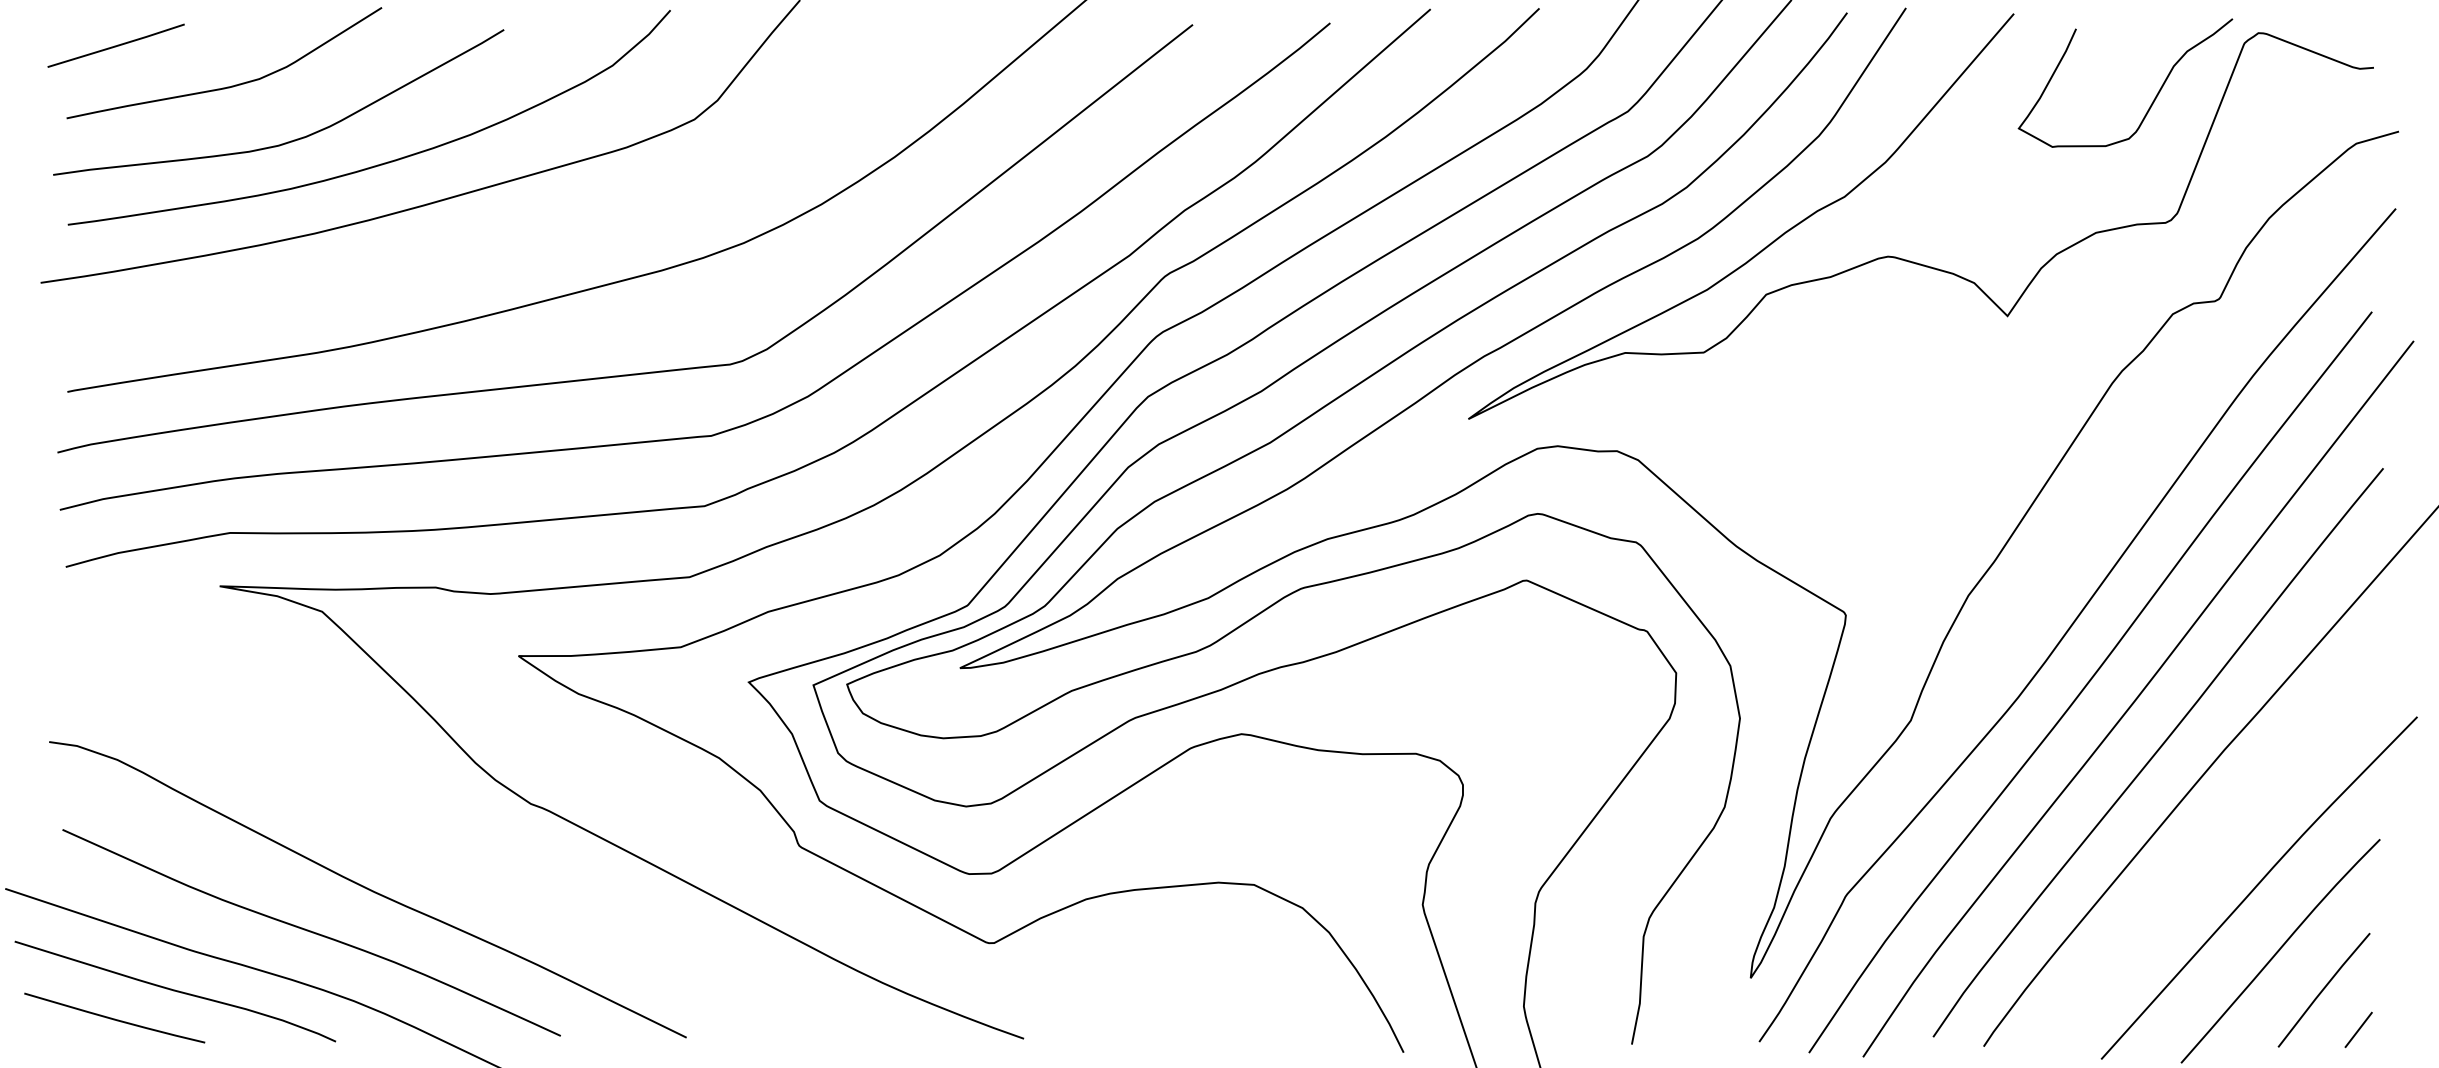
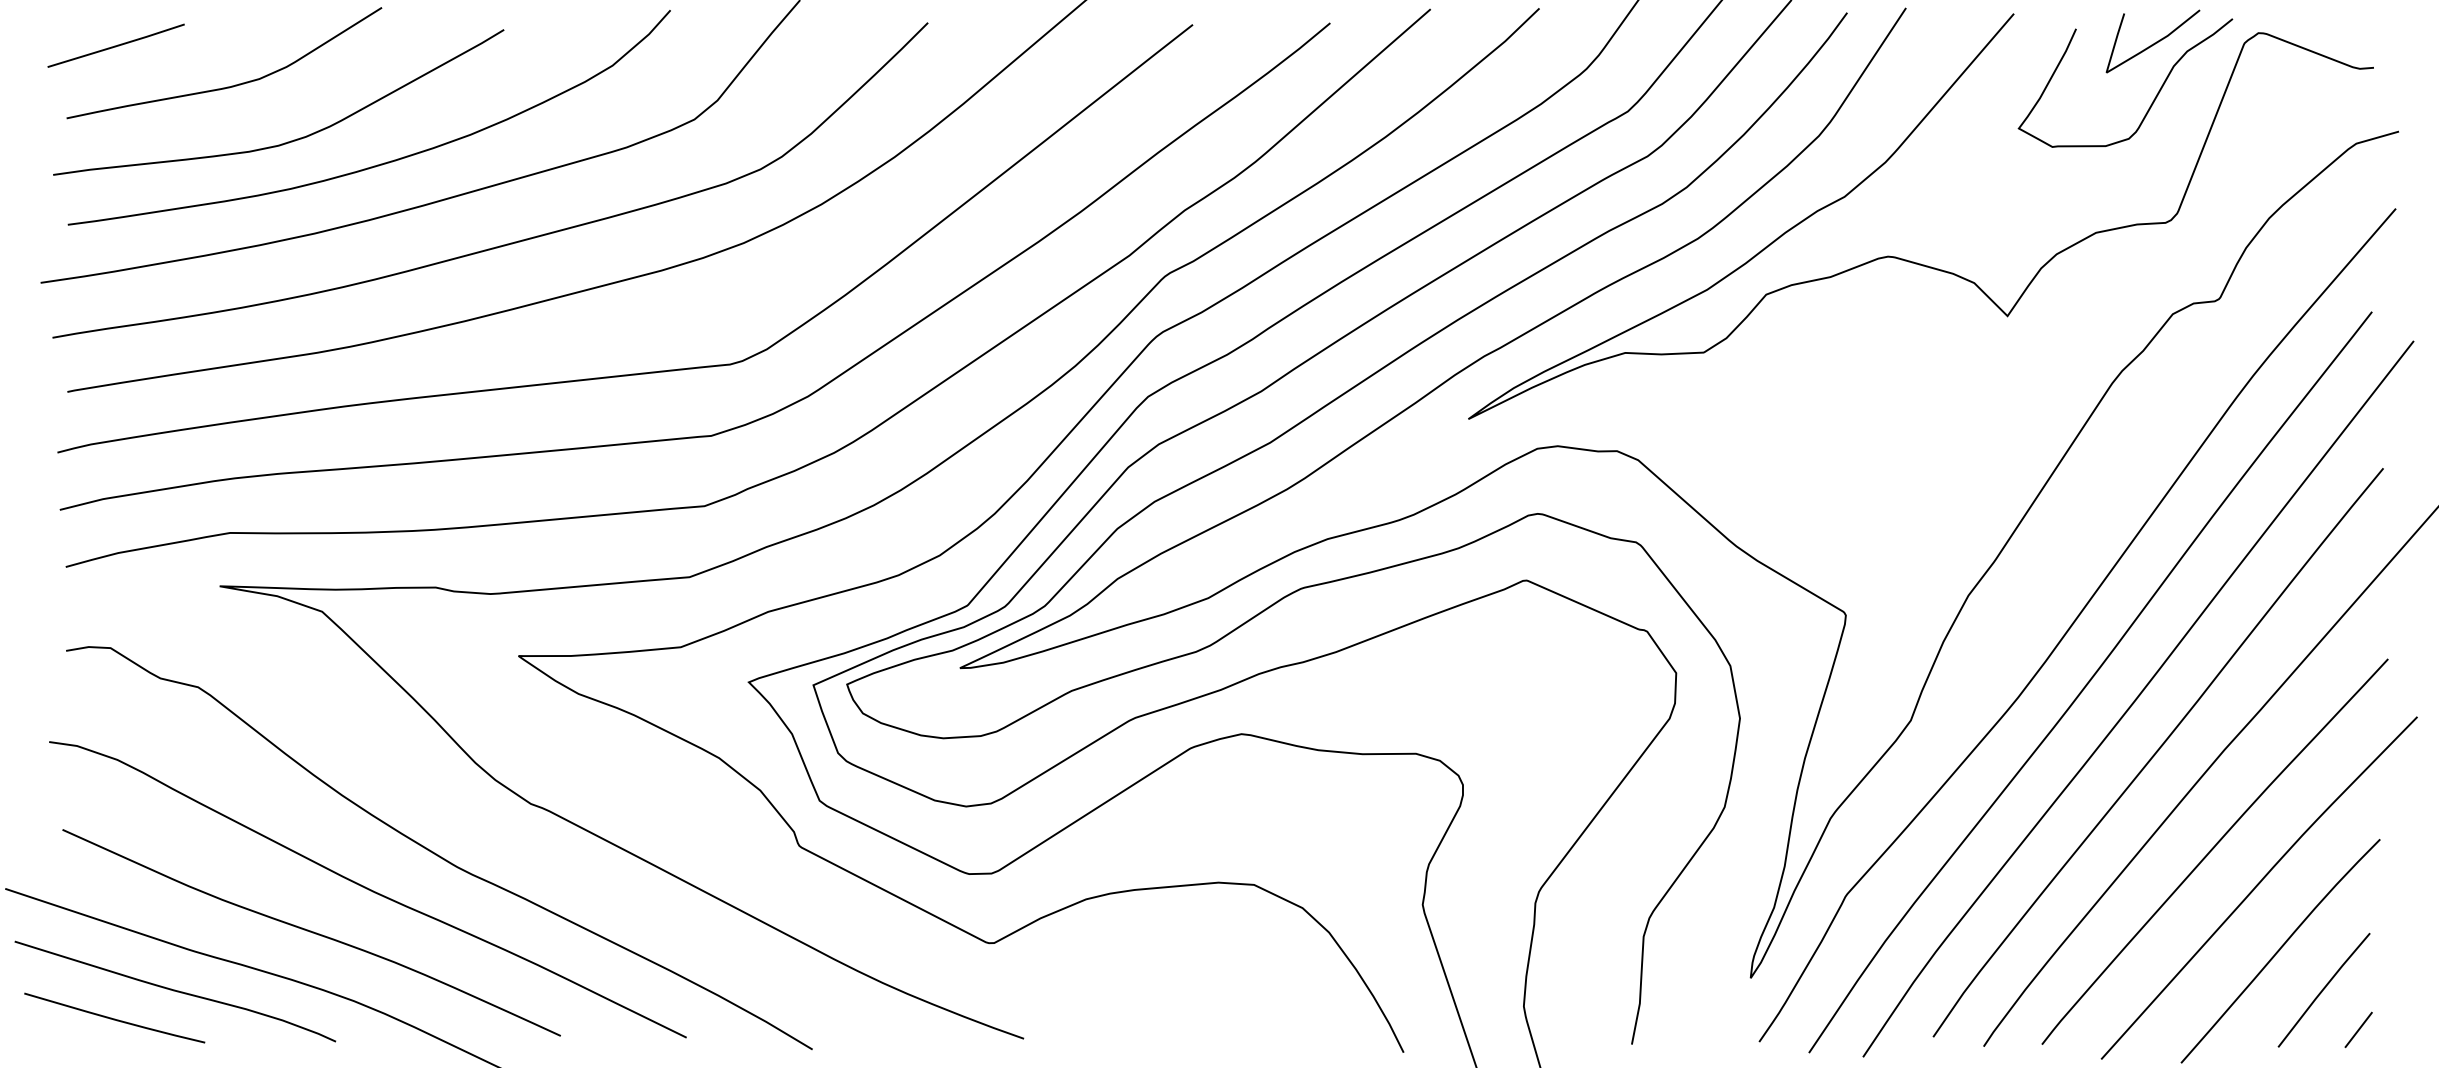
curve: none -> present (2154, 42)
curve: none -> present (510, 242)
curve: none -> present (2213, 849)
curve: none -> present (436, 853)
